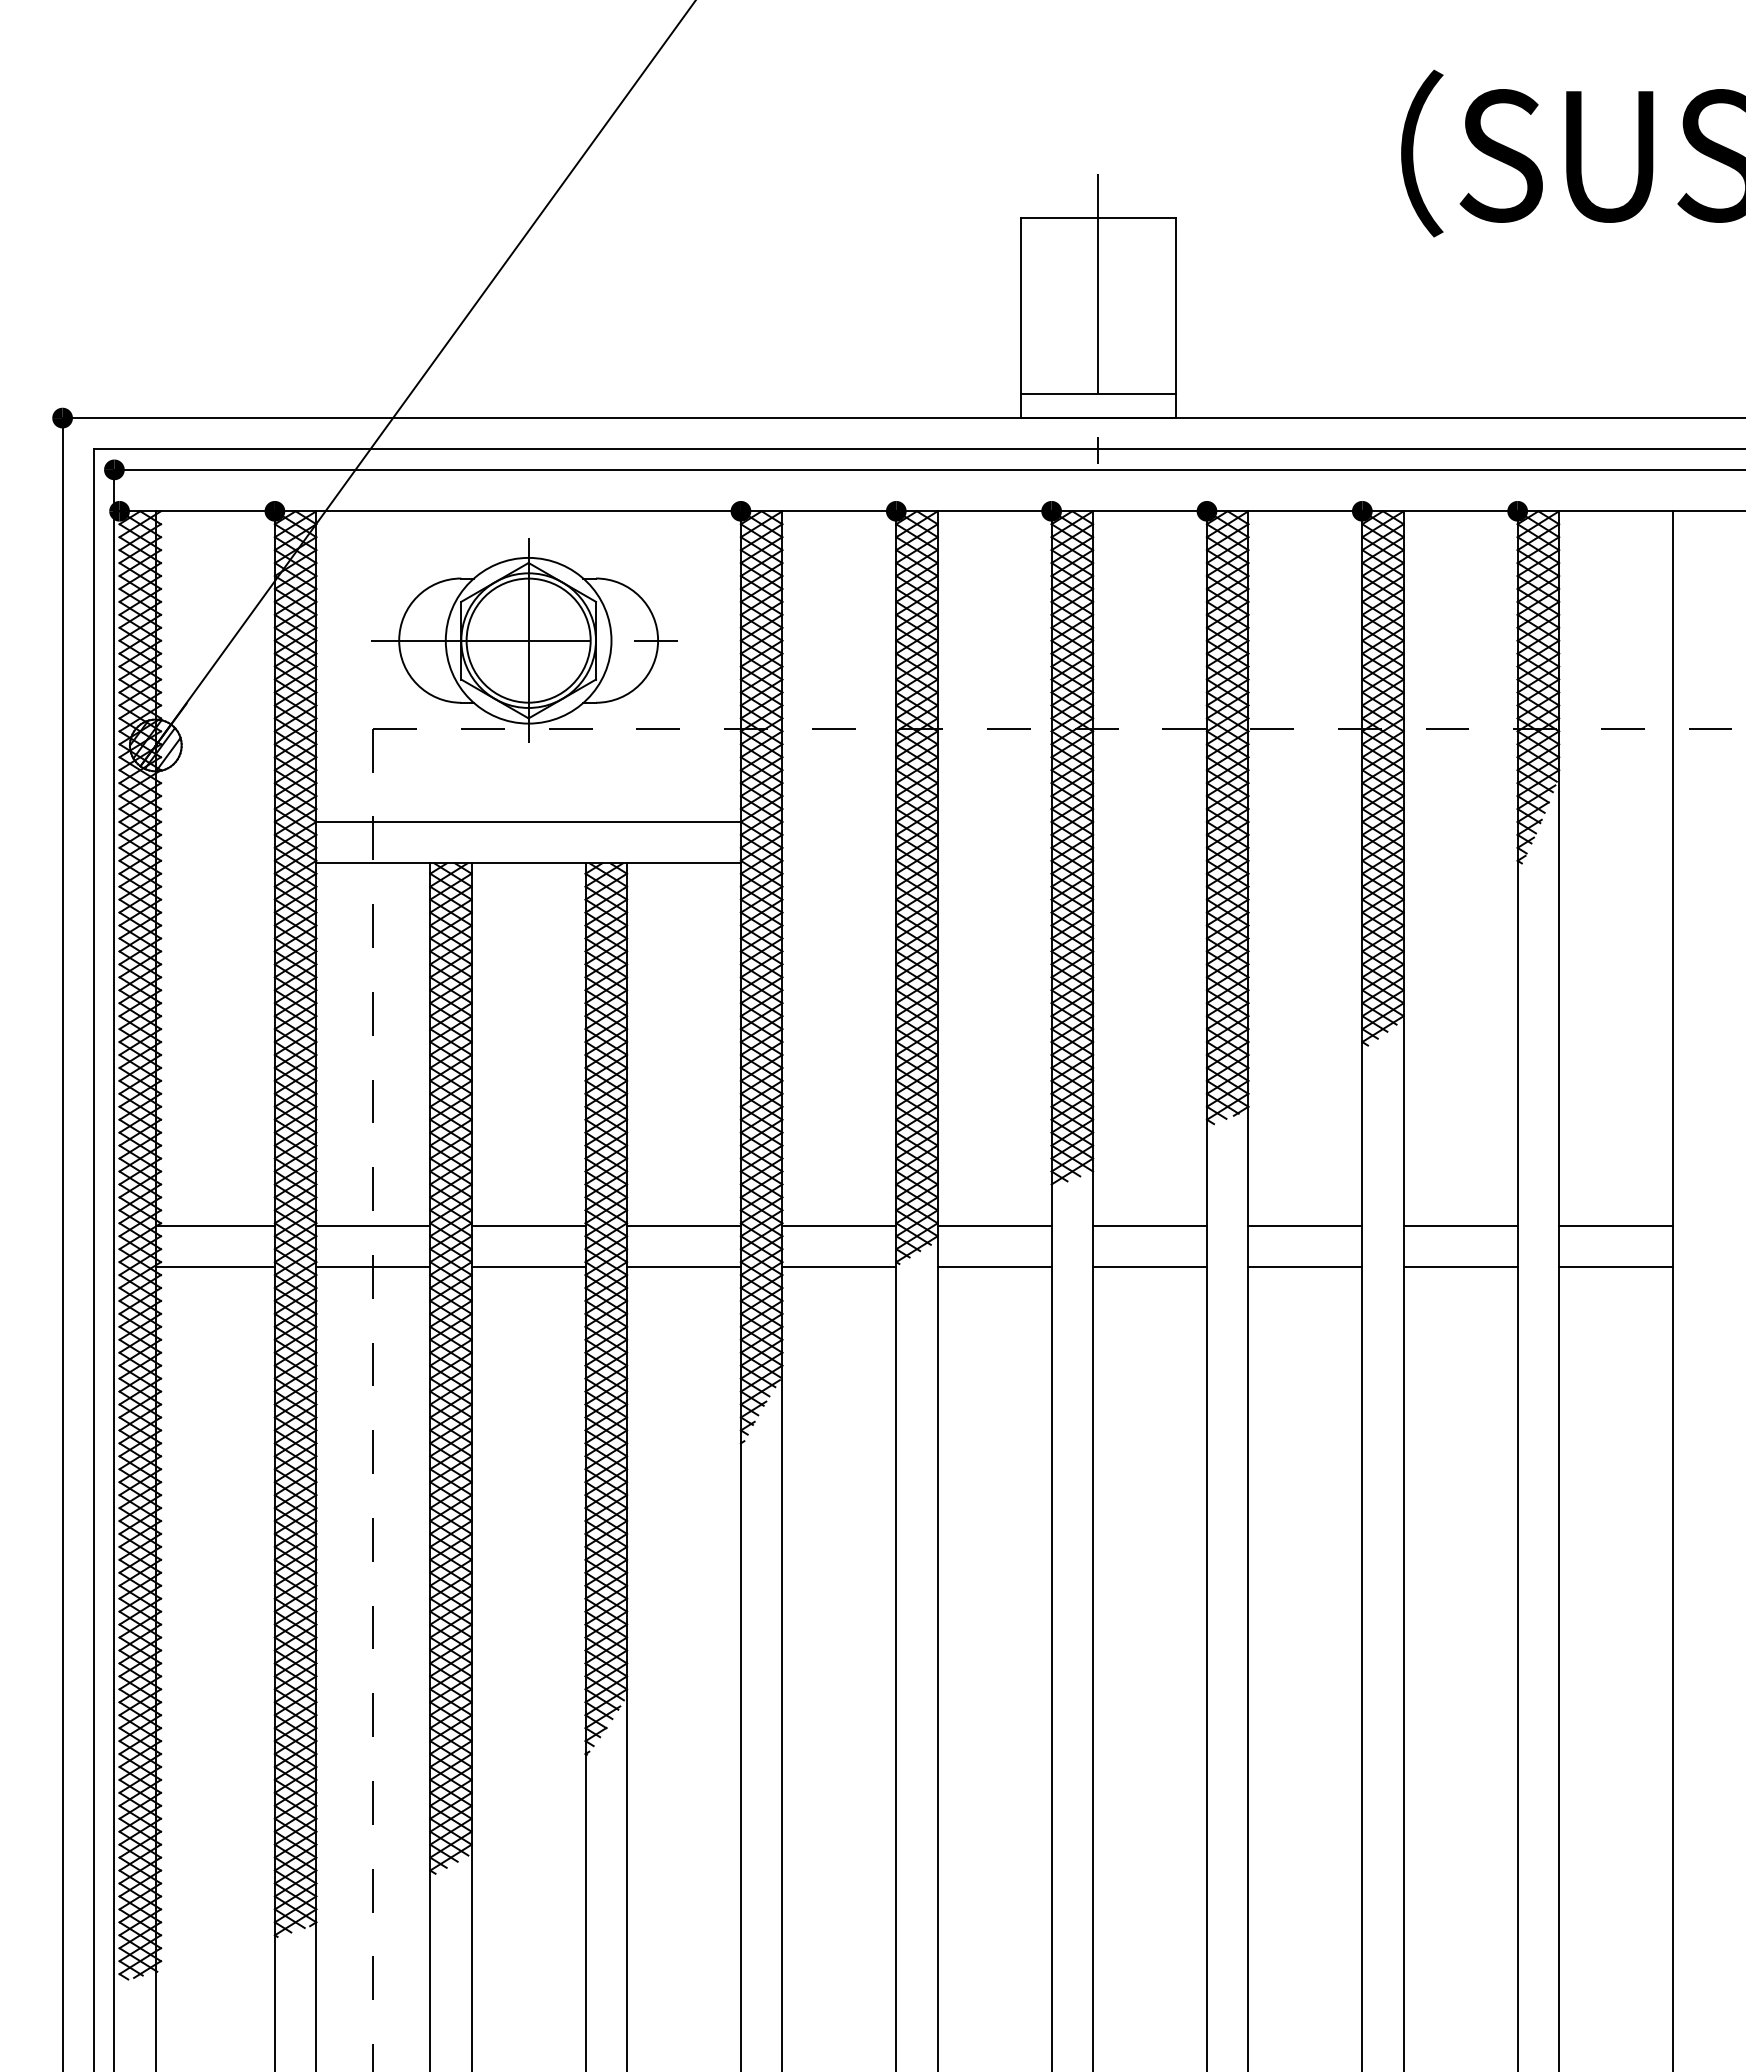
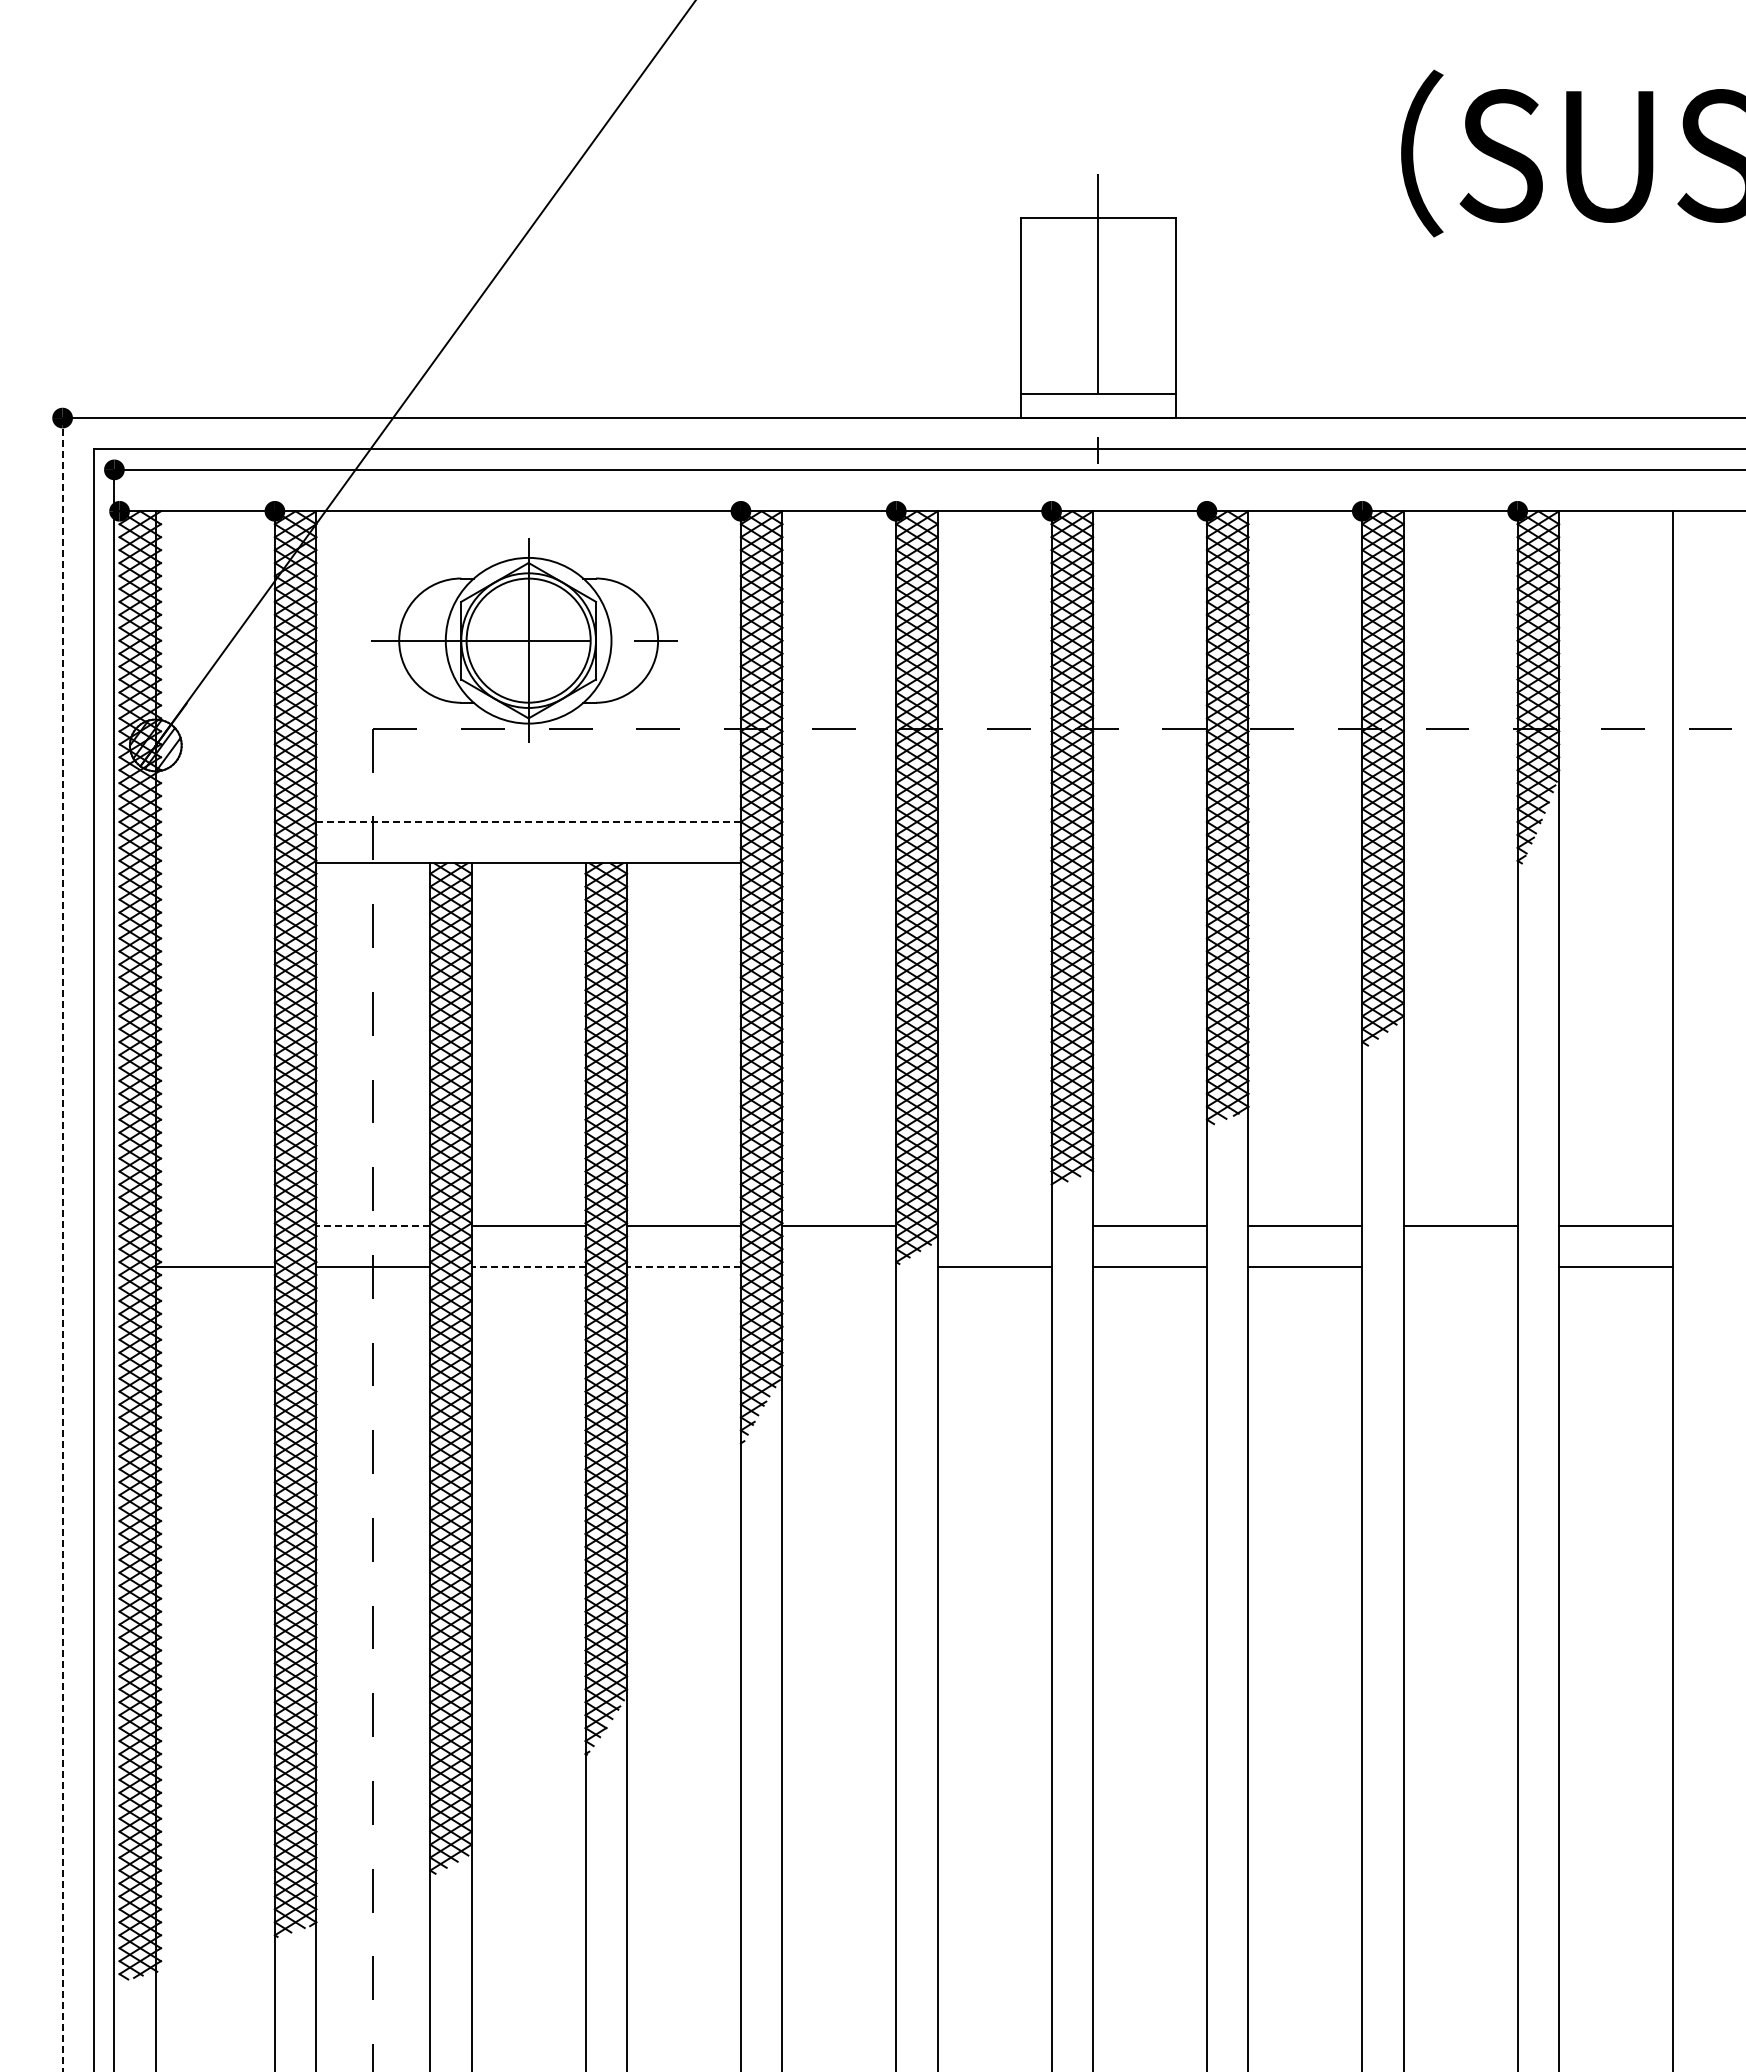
line: solid -> dashed (528, 821)
line: present -> none (214, 1225)
line: solid -> dashed (373, 1225)
line: present -> none (994, 1225)
line: solid -> dashed (62, 1244)
line: solid -> dashed (528, 1267)
line: solid -> dashed (683, 1267)
line: present -> none (839, 1267)
line: present -> none (1460, 1267)
